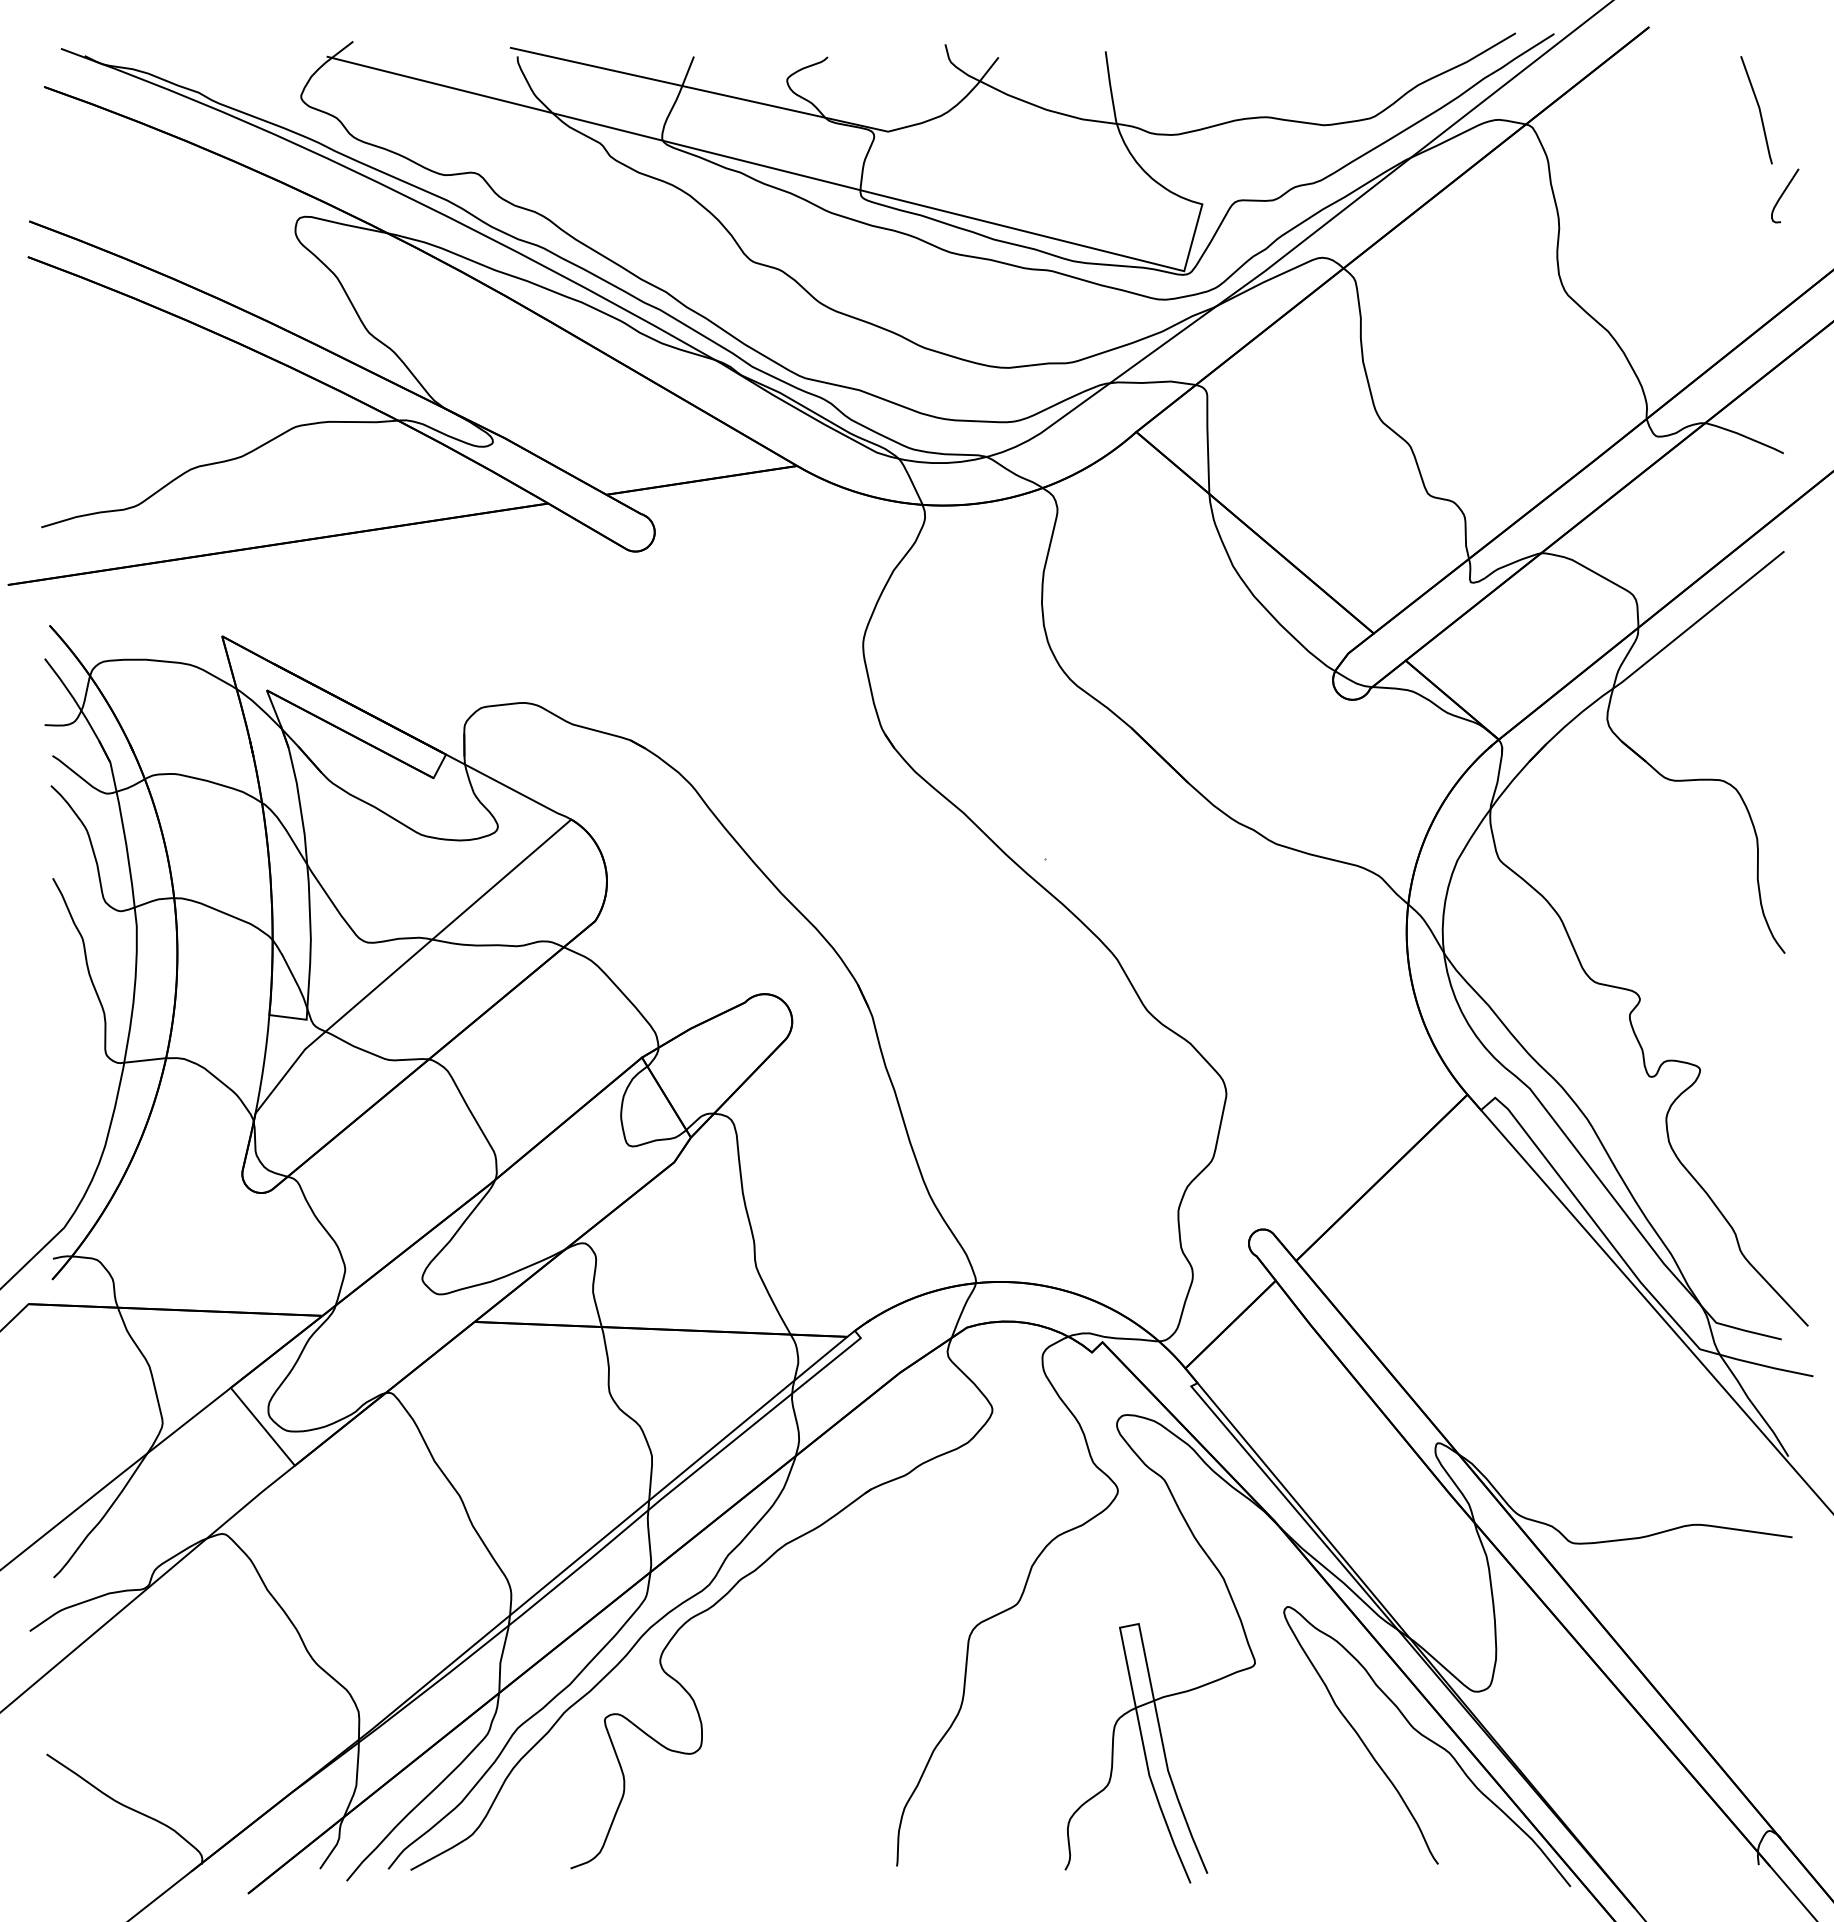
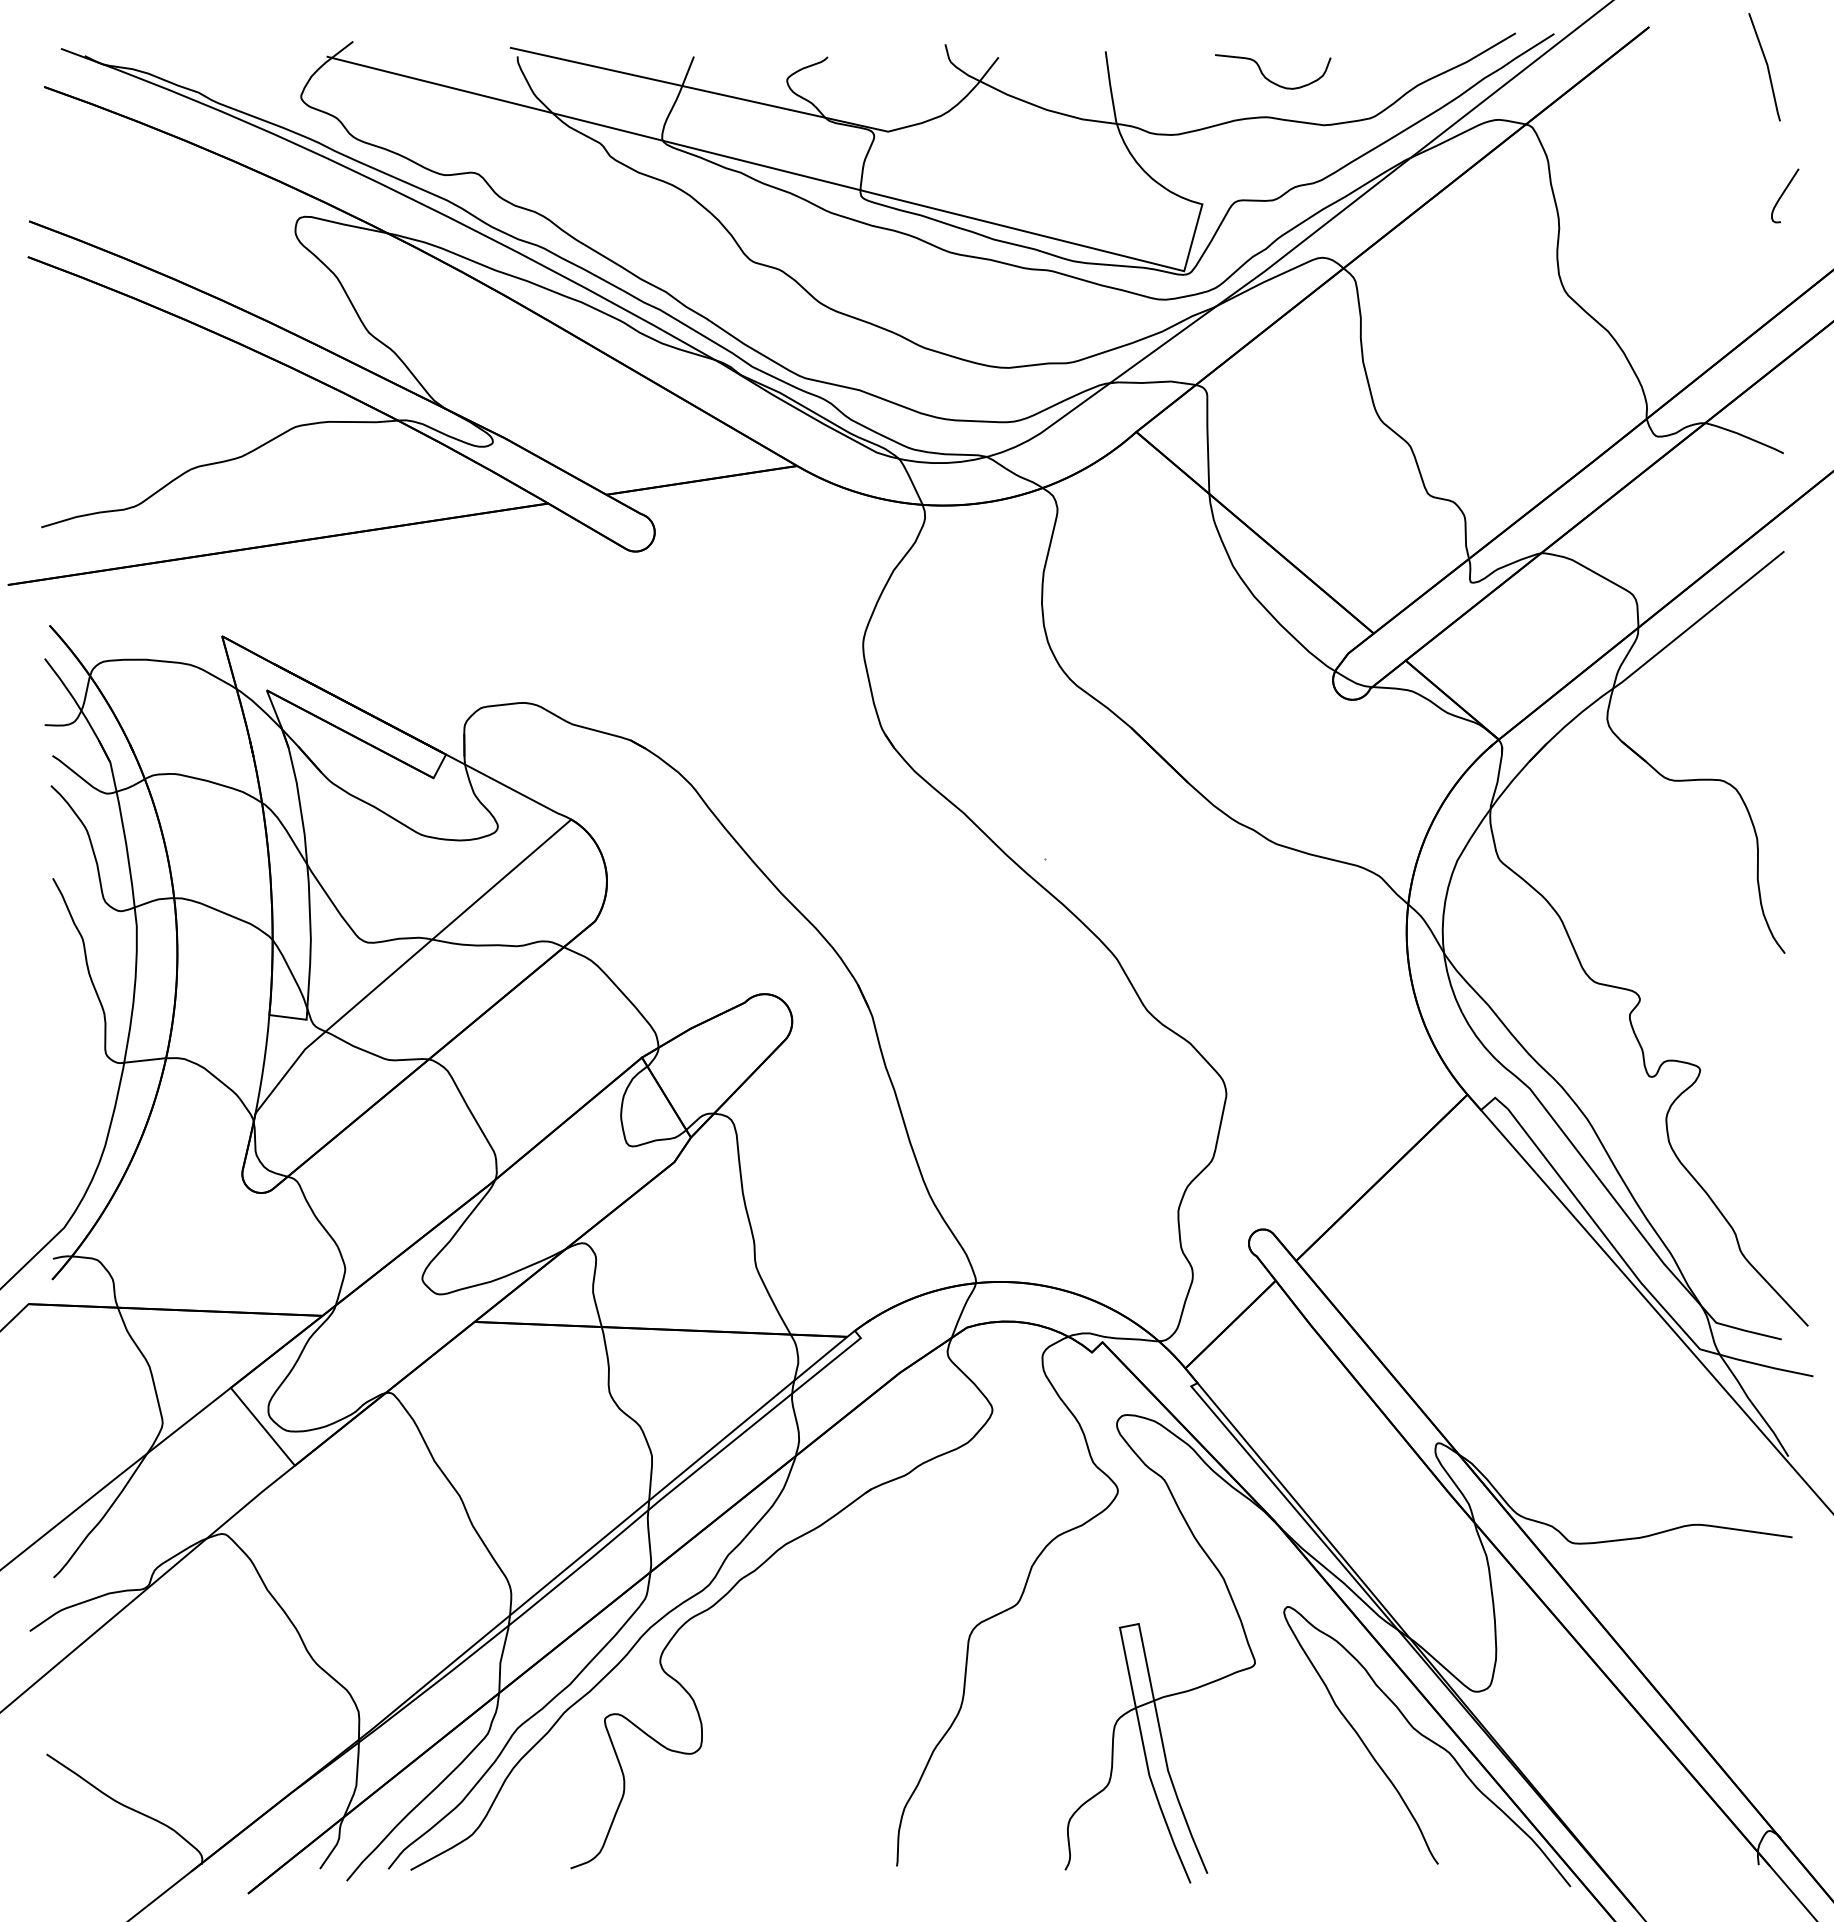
curve: none -> present (1268, 78)
line position: (1758, 109) -> (1766, 66) (1766, 66)
